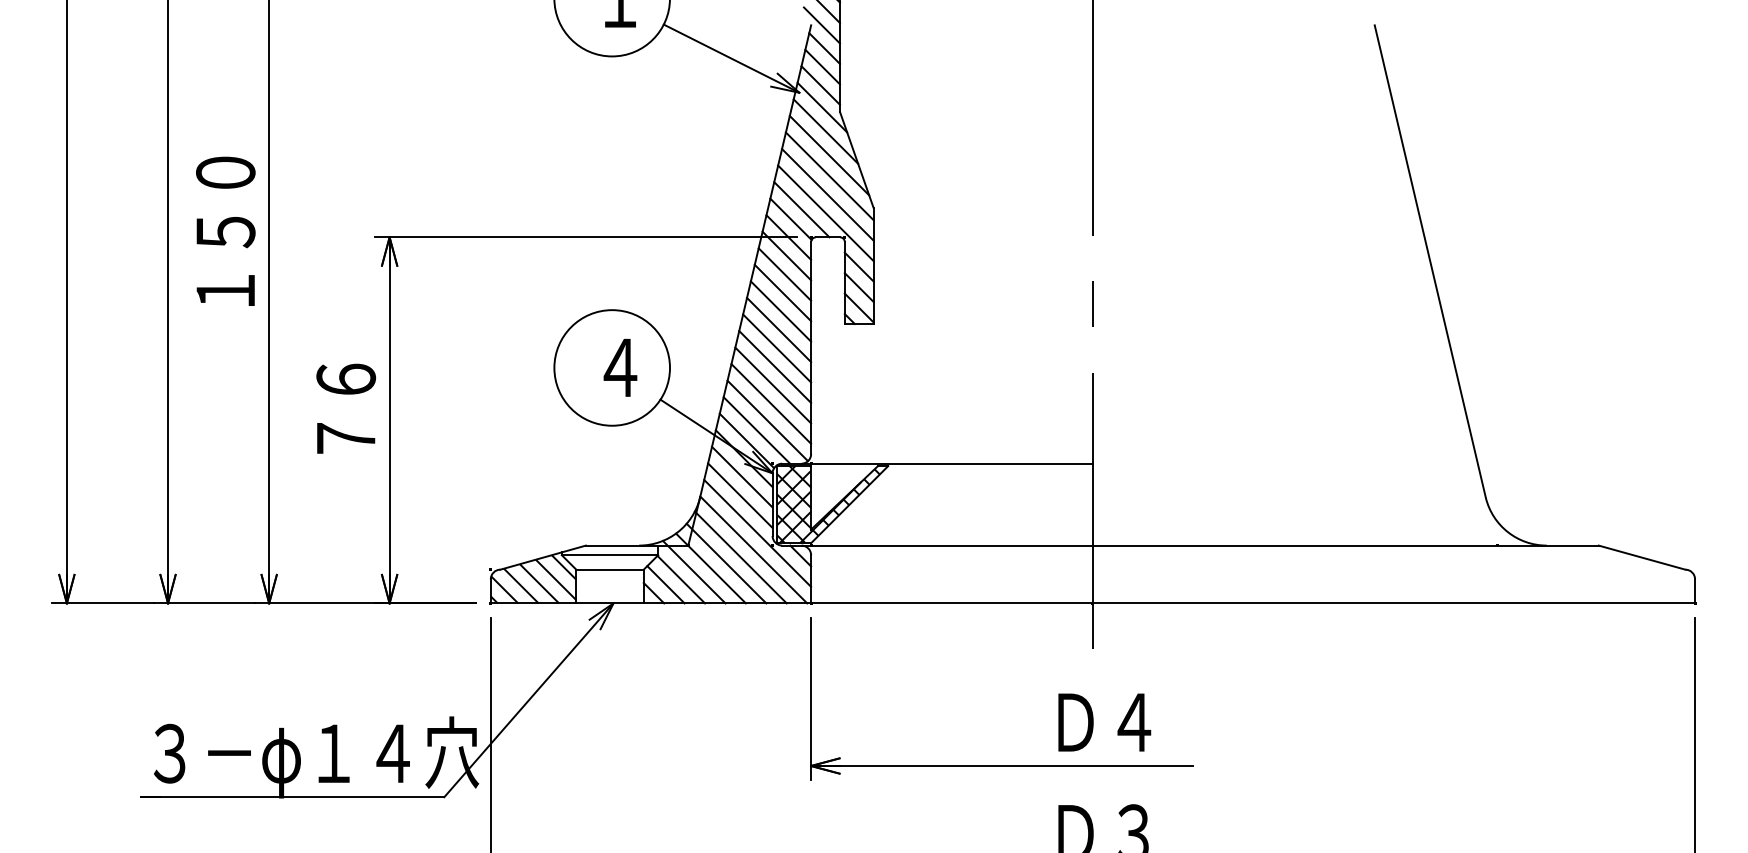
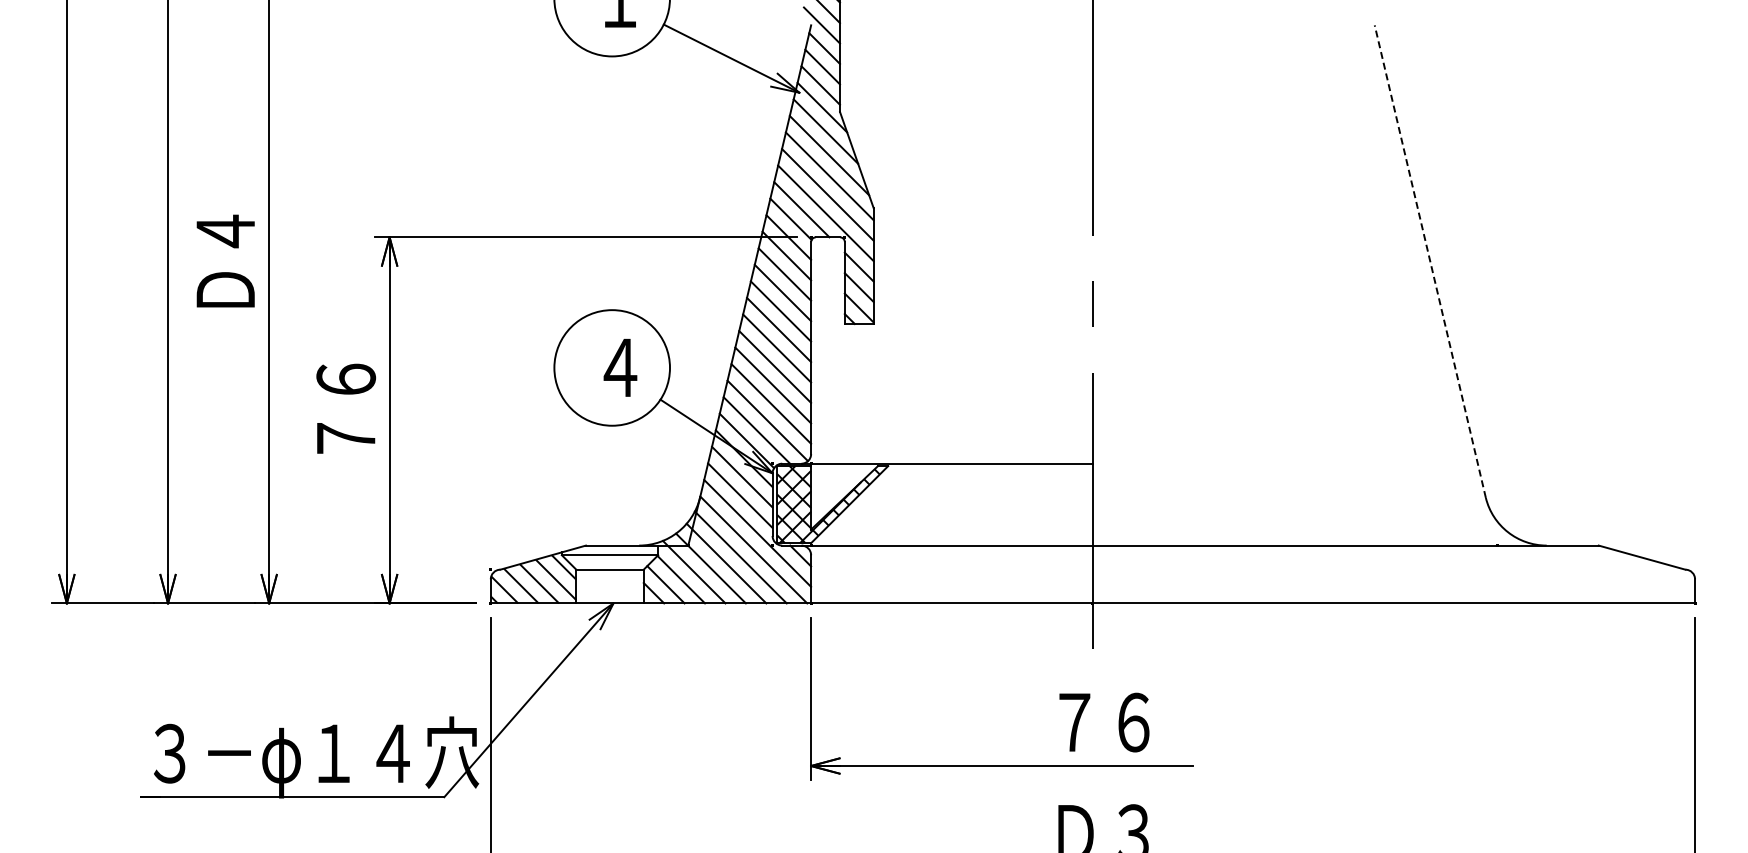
text: １５０ -> Ｄ４ (225, 231)
line: solid -> dashed (1430, 261)
text: Ｄ４ -> ７６ (1104, 722)
